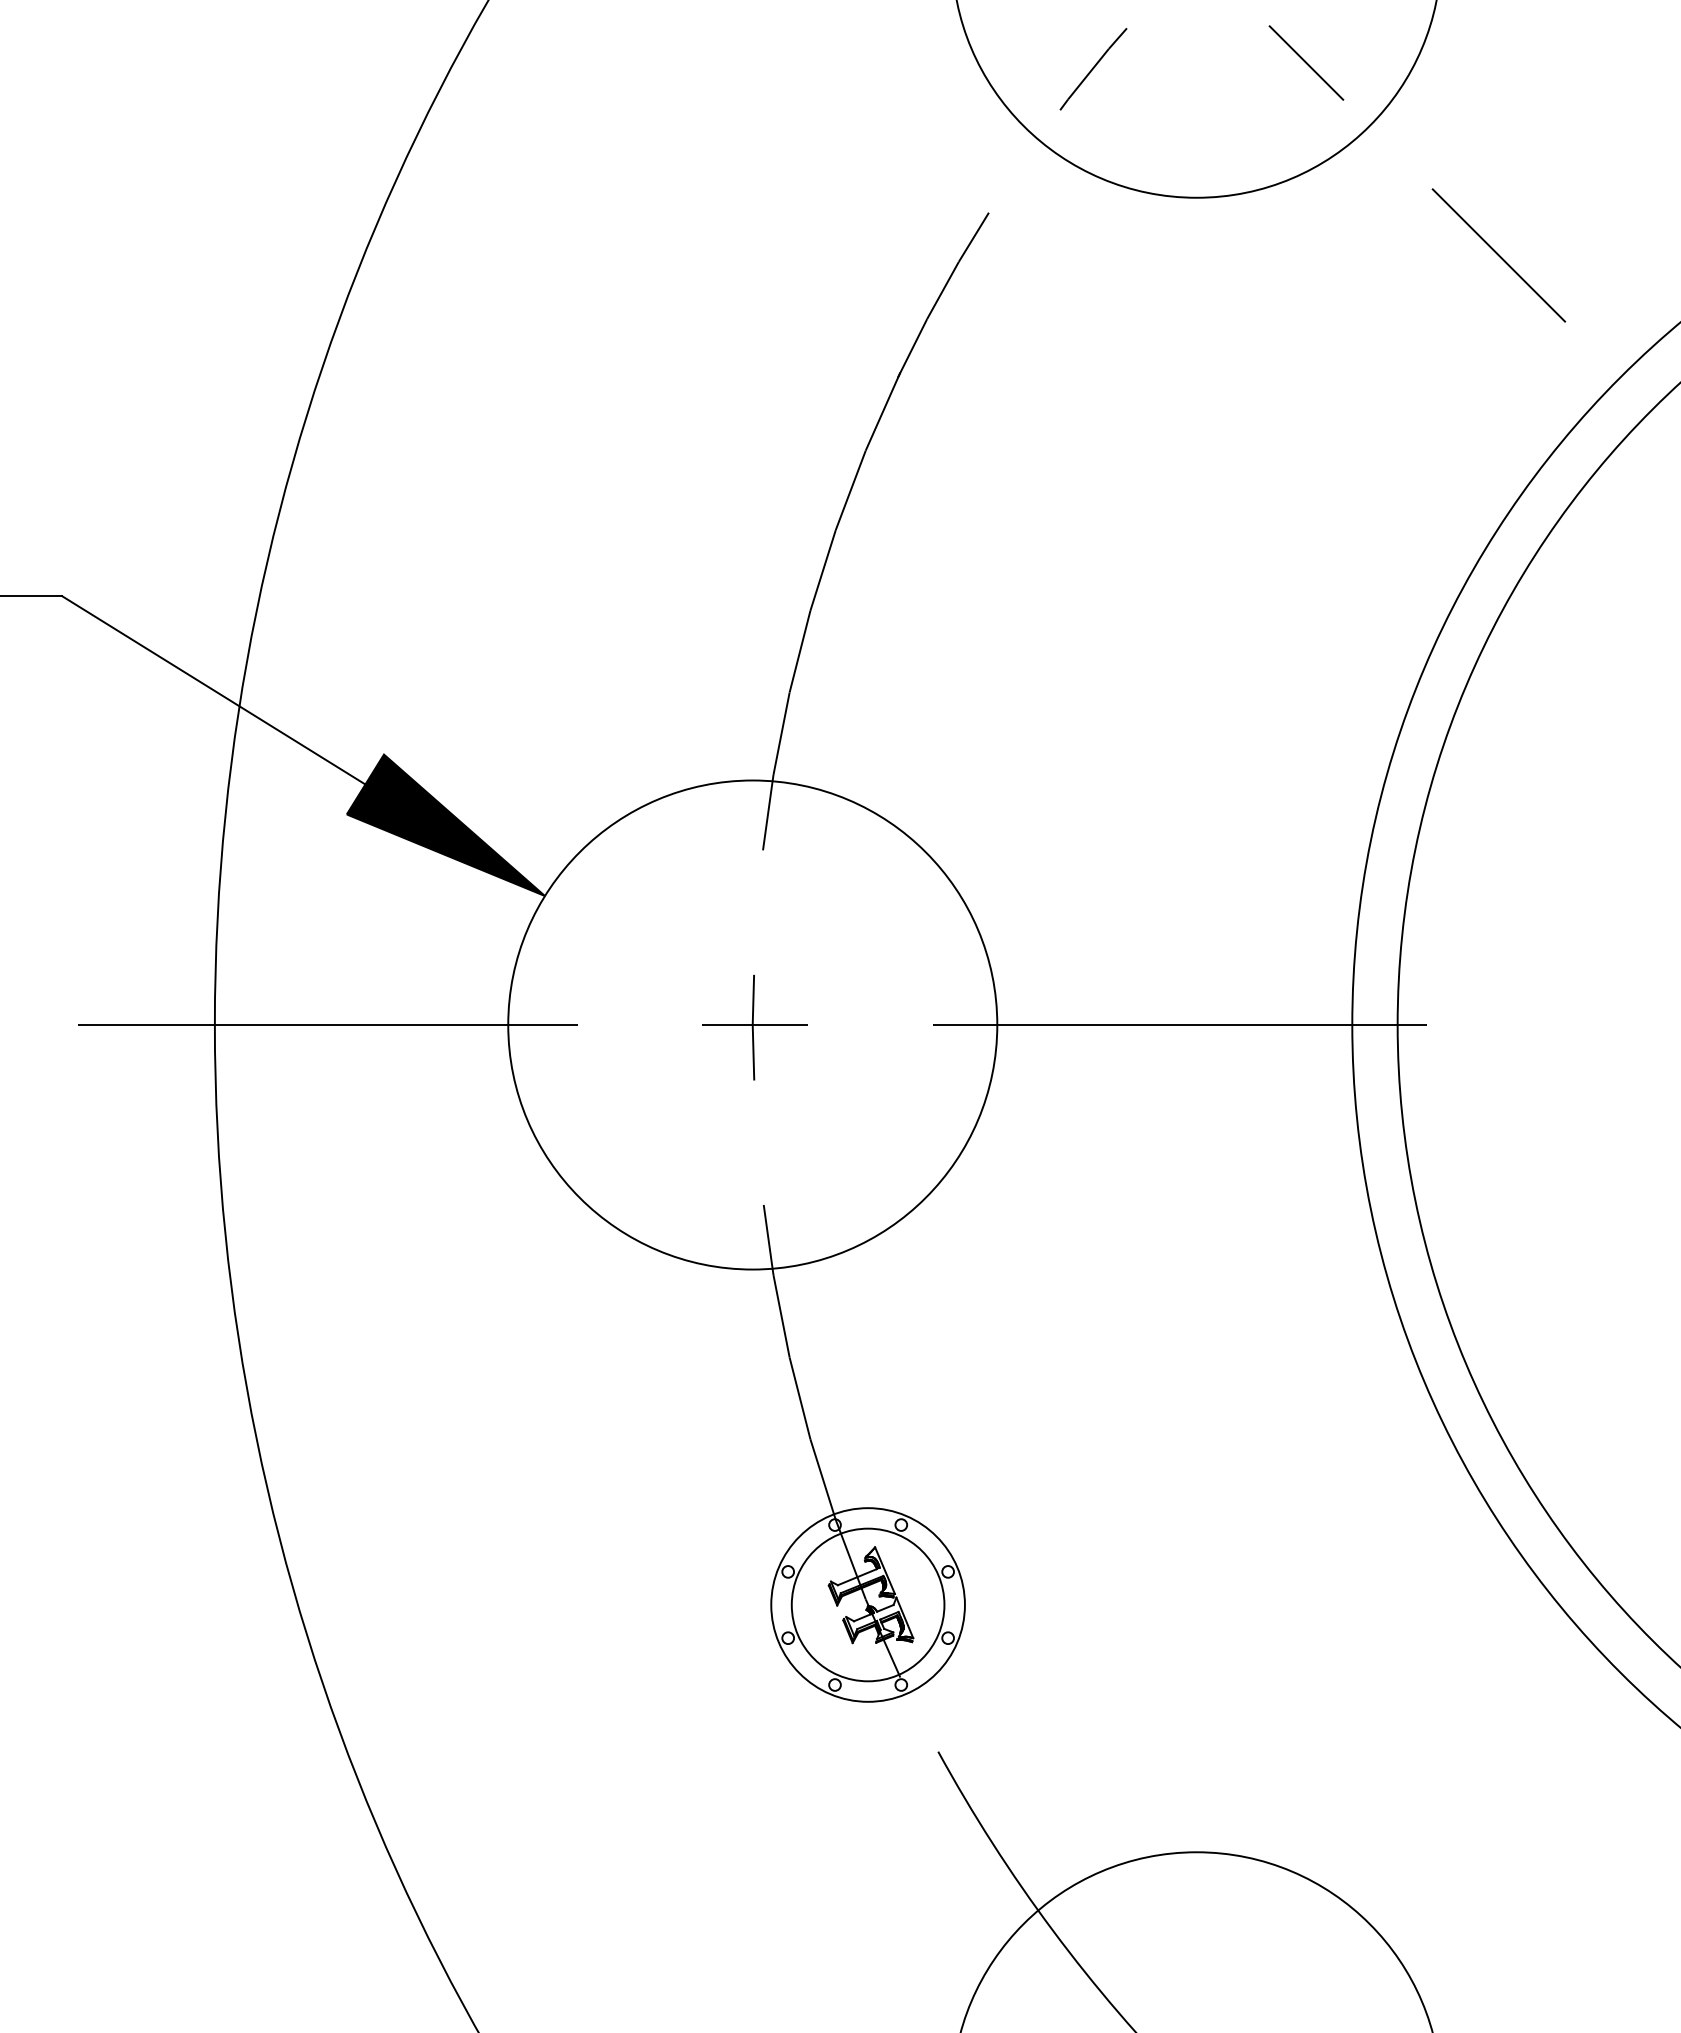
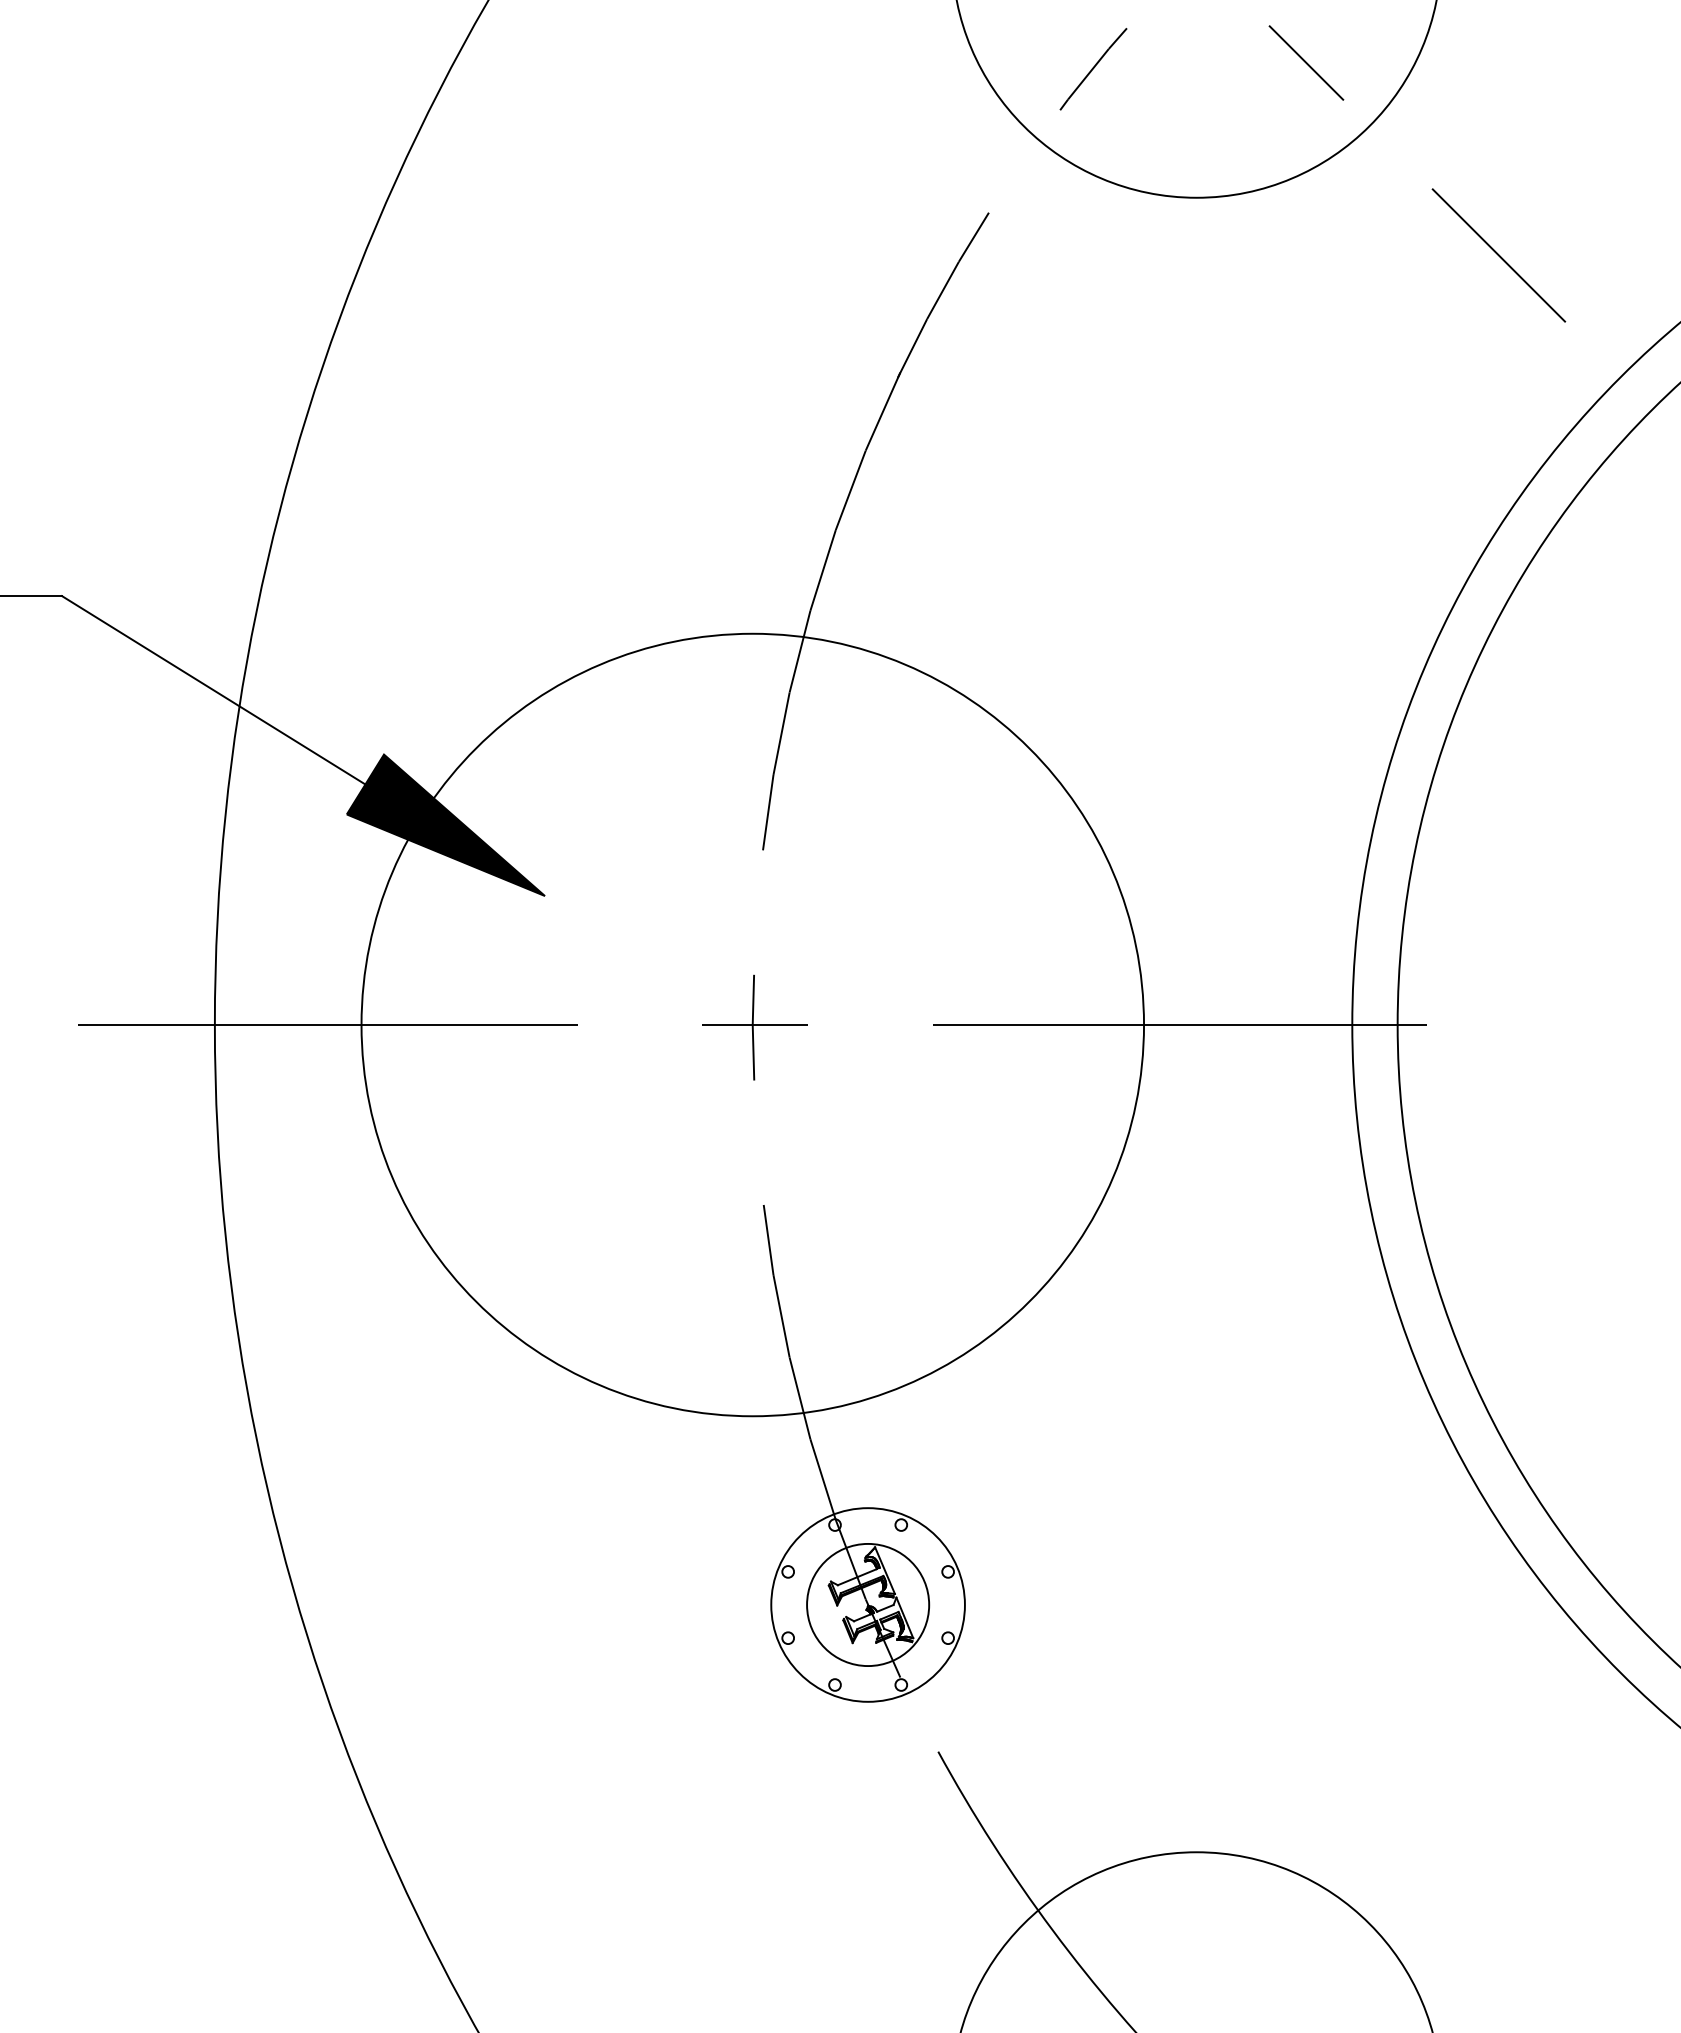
circle diameter: 489 px -> 782 px (752, 1024)
circle diameter: 153 px -> 122 px (868, 1604)
